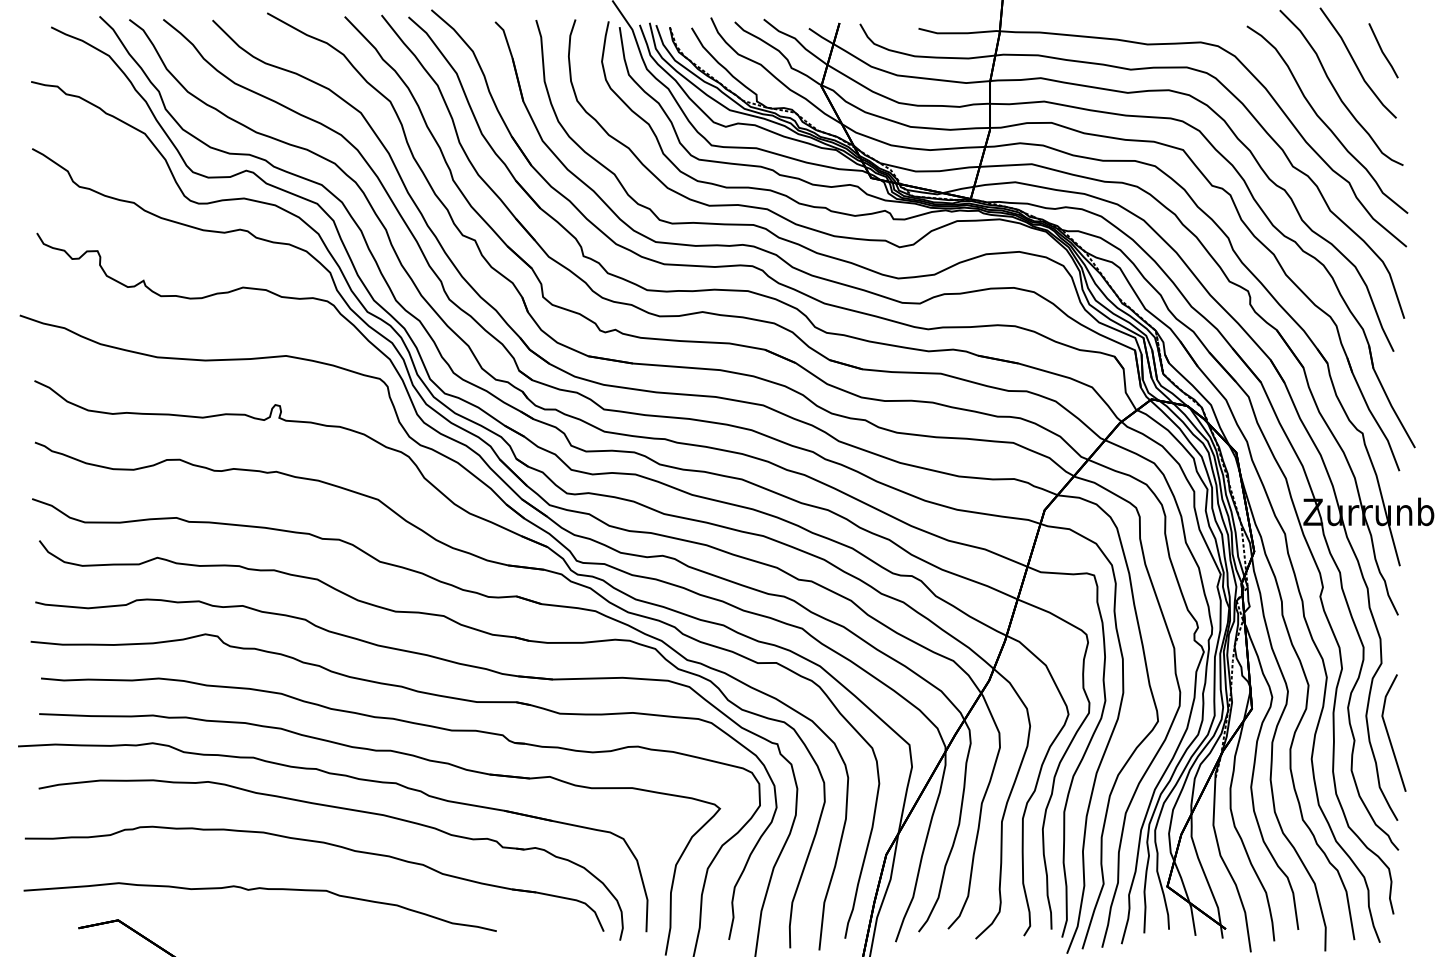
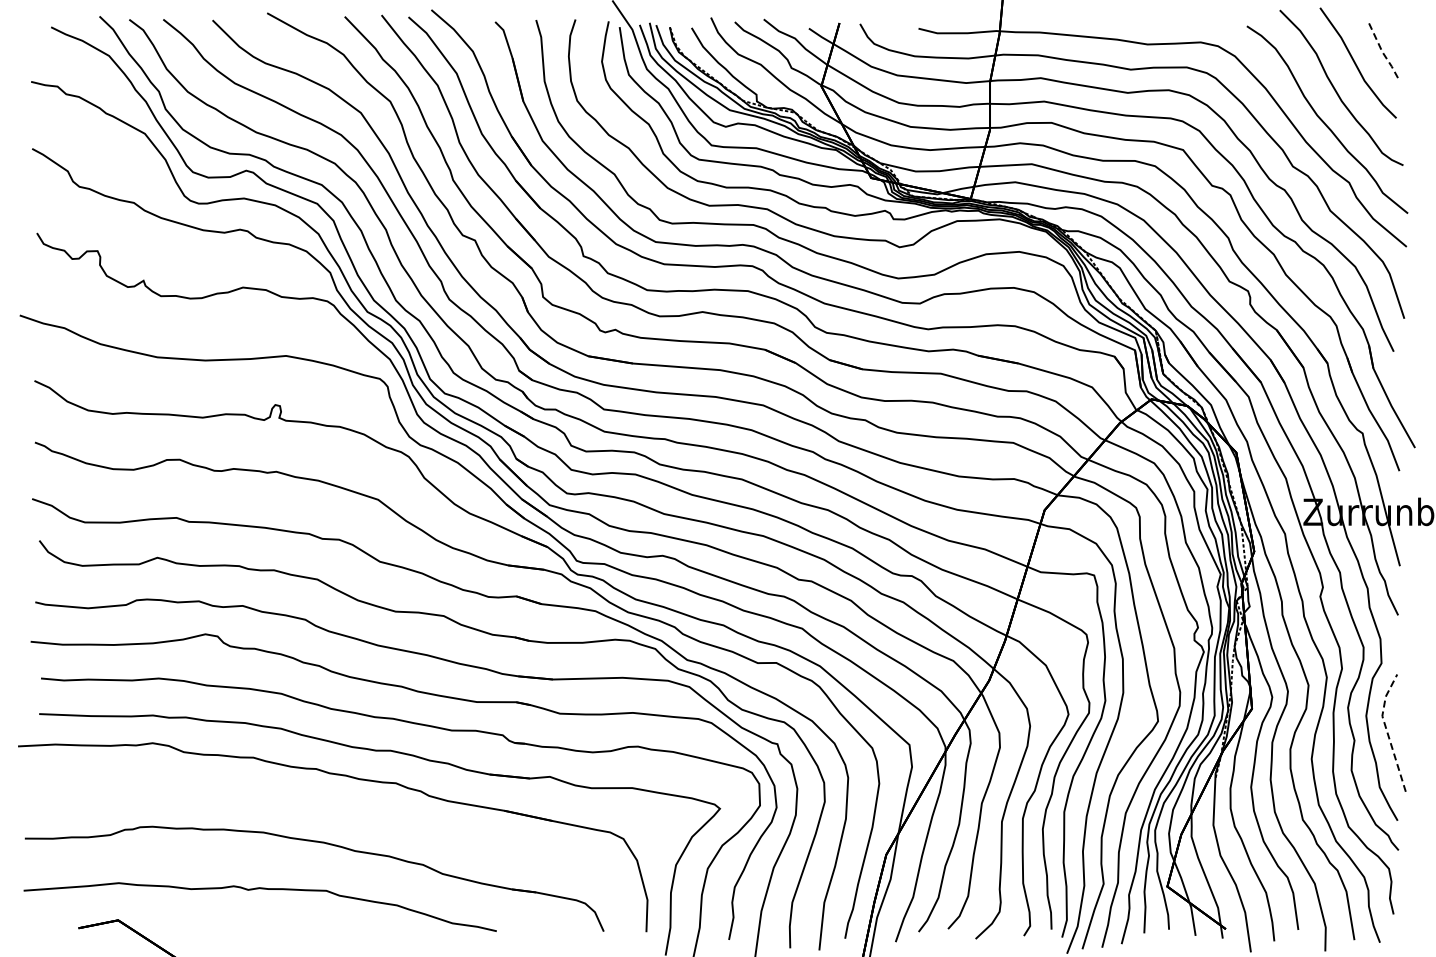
line: solid -> dashed (1382, 52)
line: solid -> dashed (1387, 731)
part: present -> none (336, 808)
